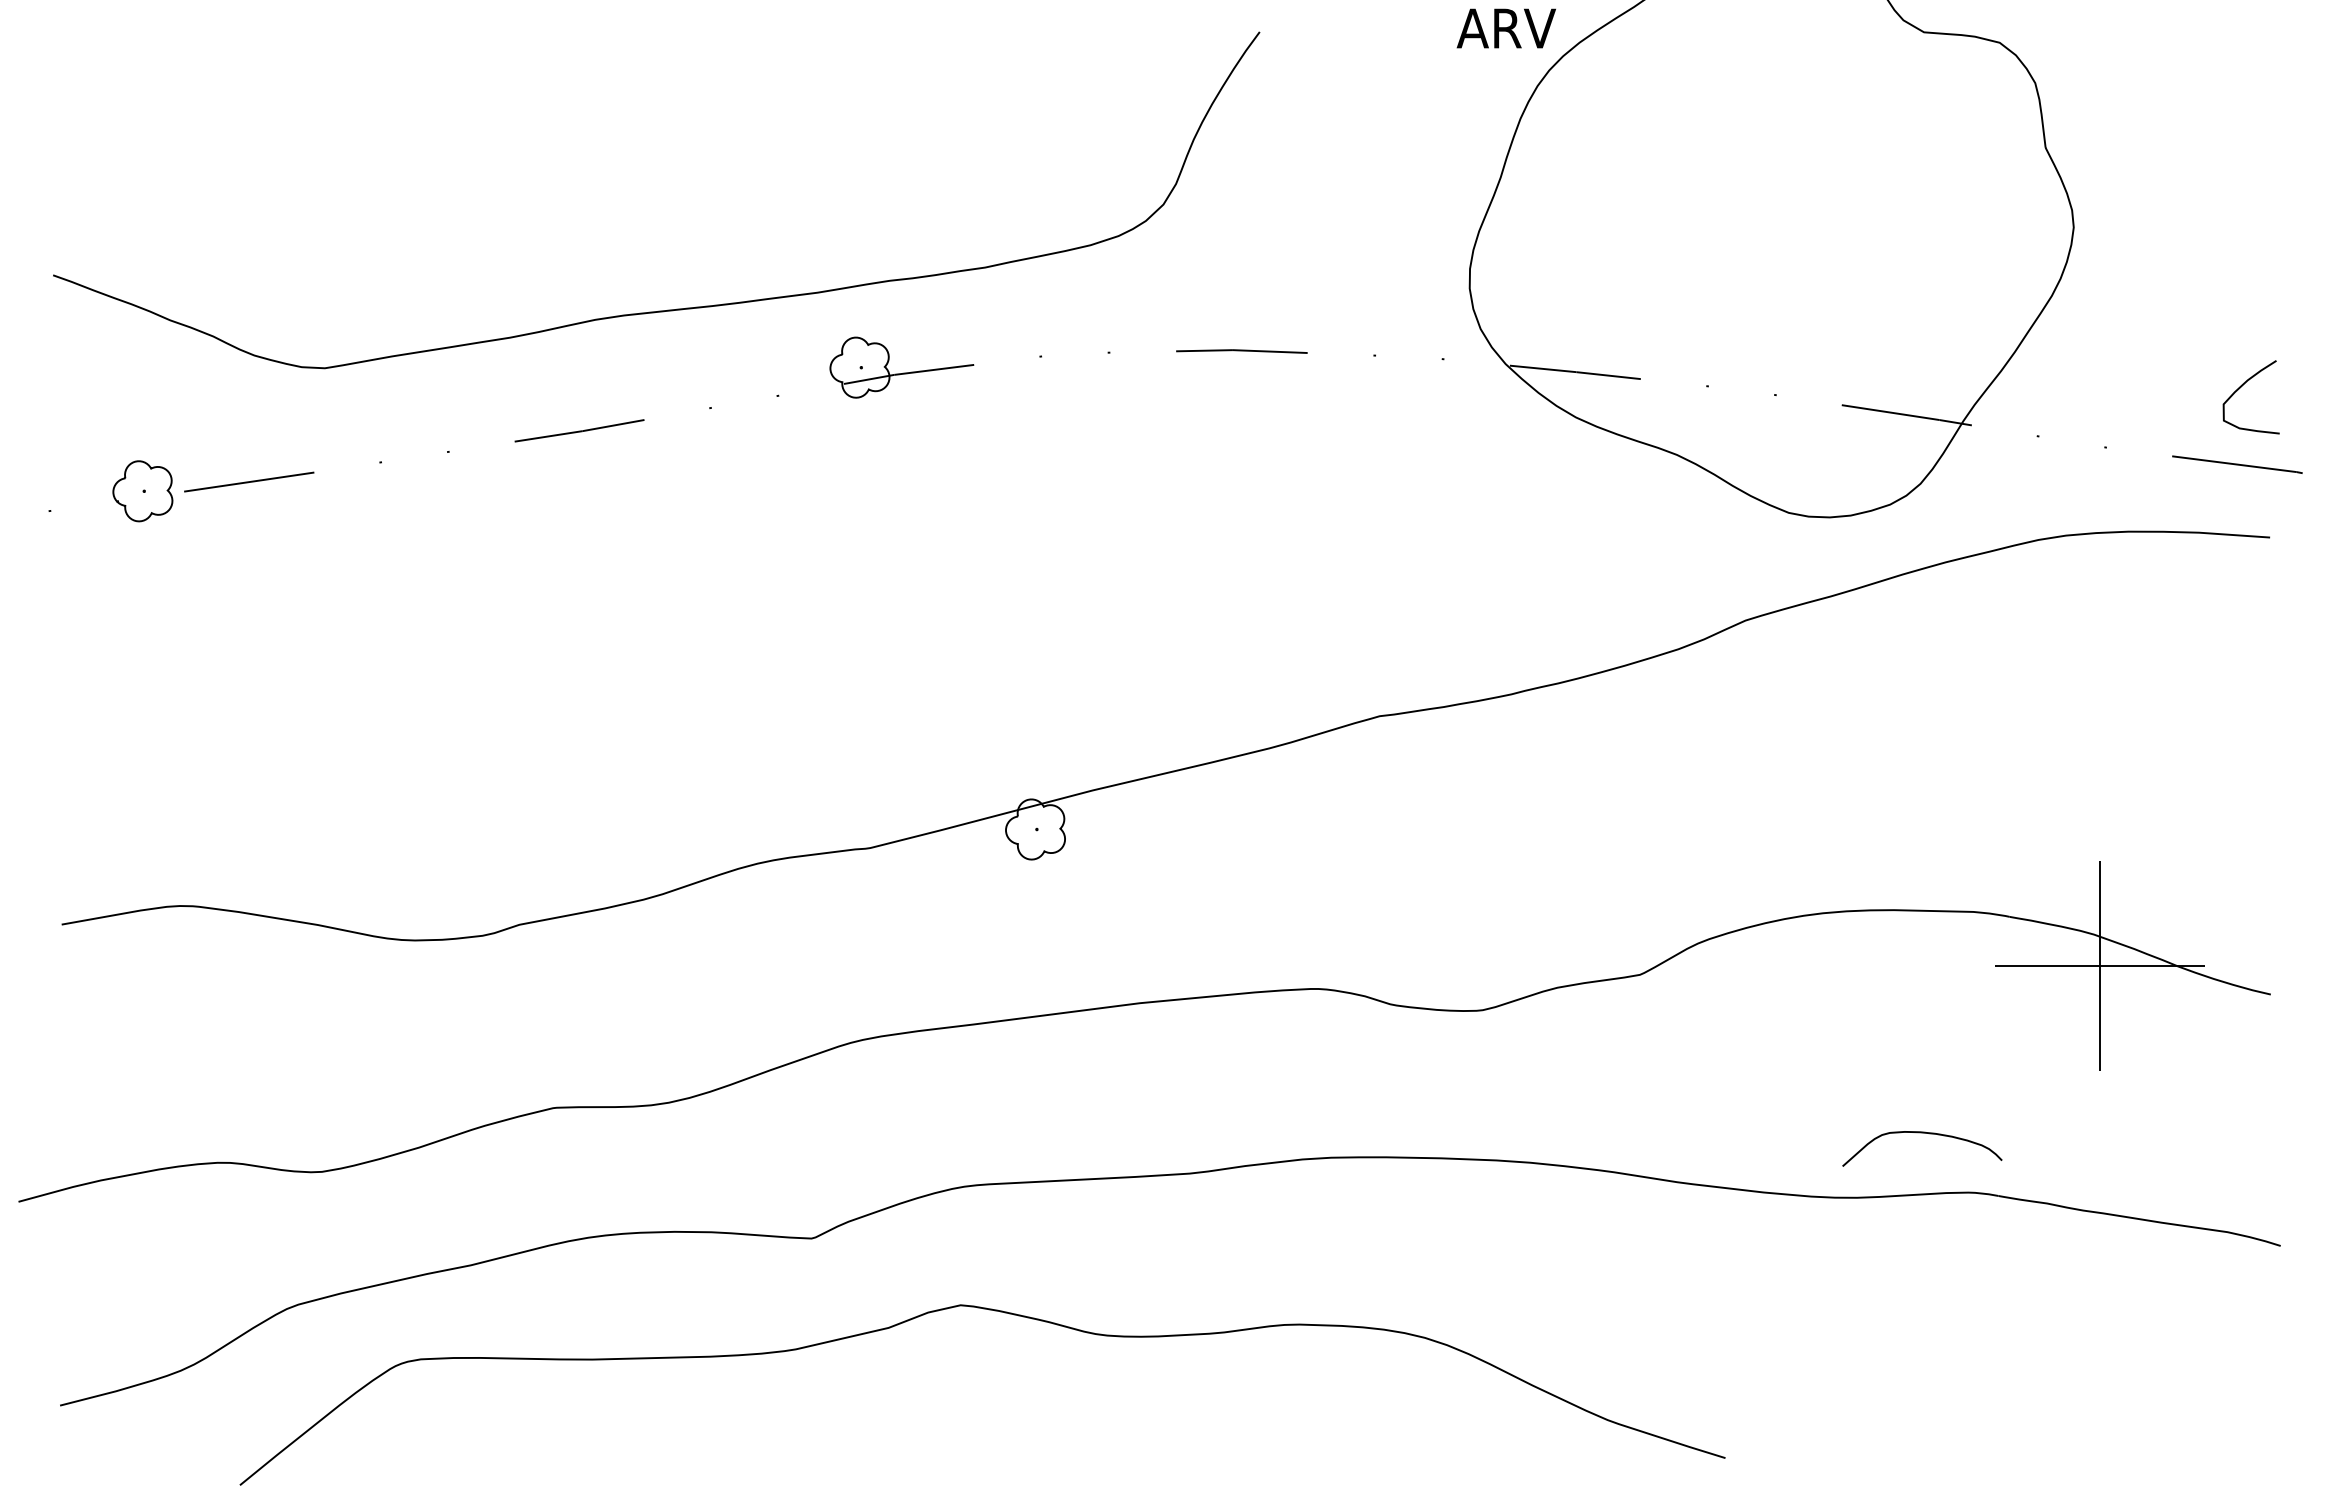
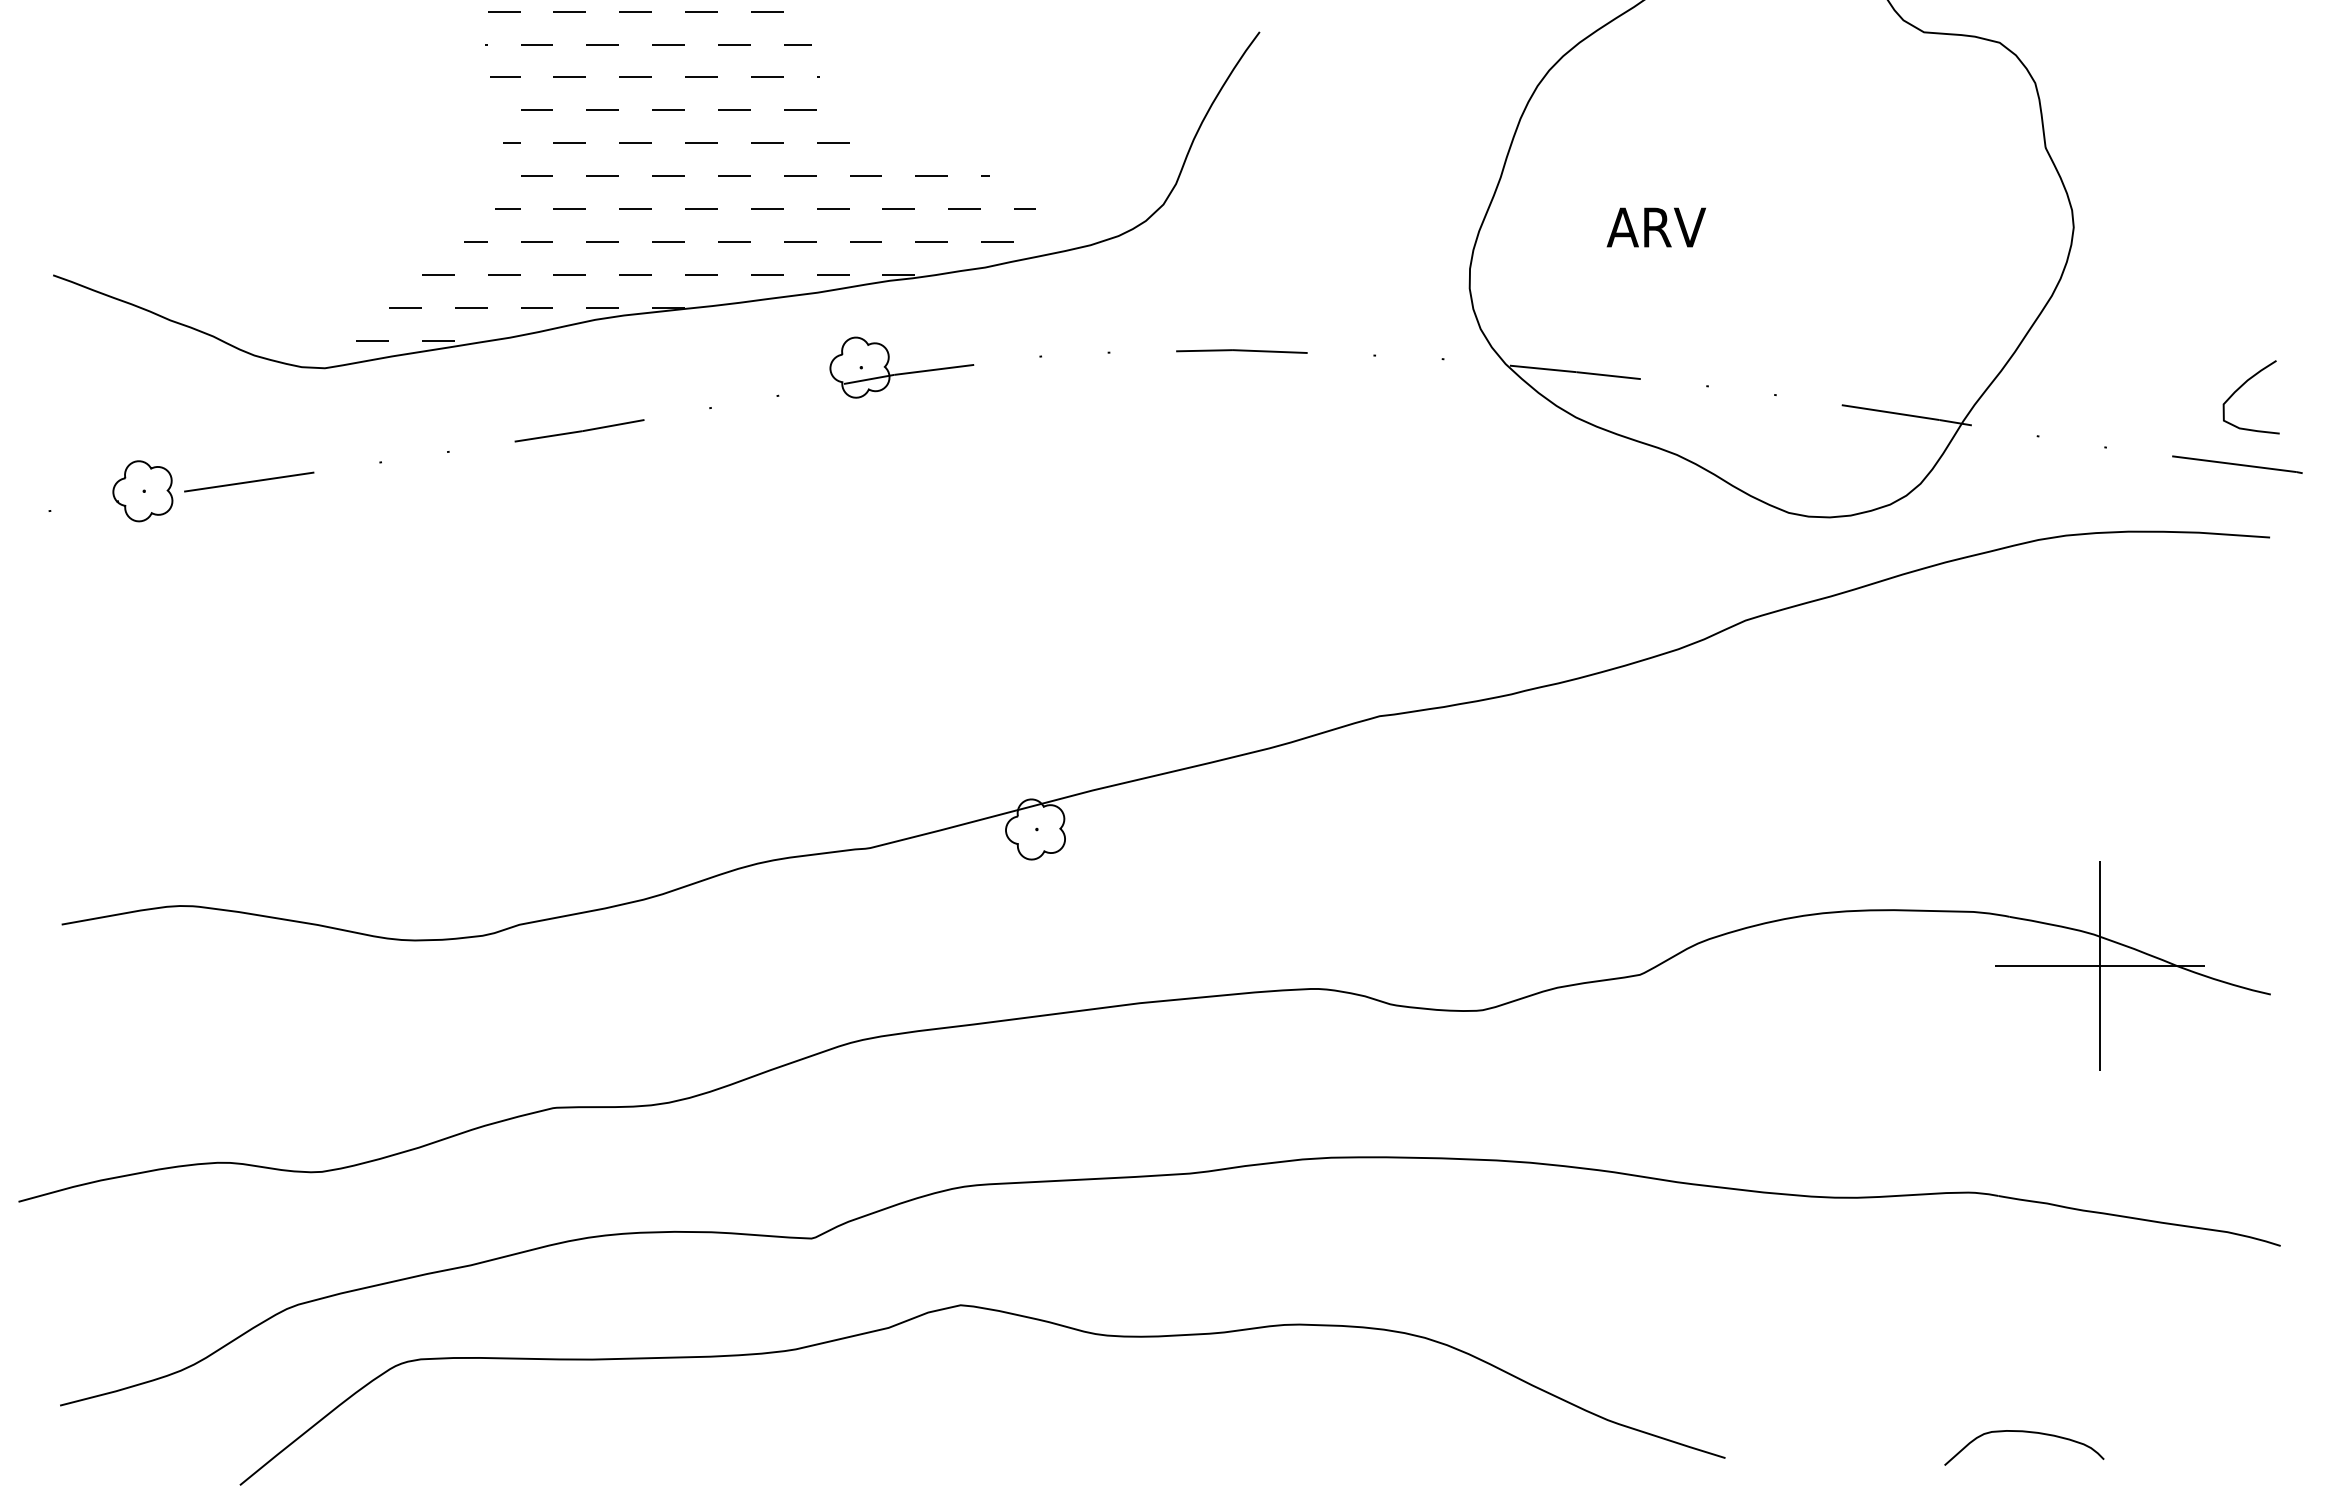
text position: (1505, 28) -> (1655, 227) (1655, 227)
hatch: none -> present (696, 175)
curve position: (1922, 1133) -> (2024, 1432) (2024, 1432)
